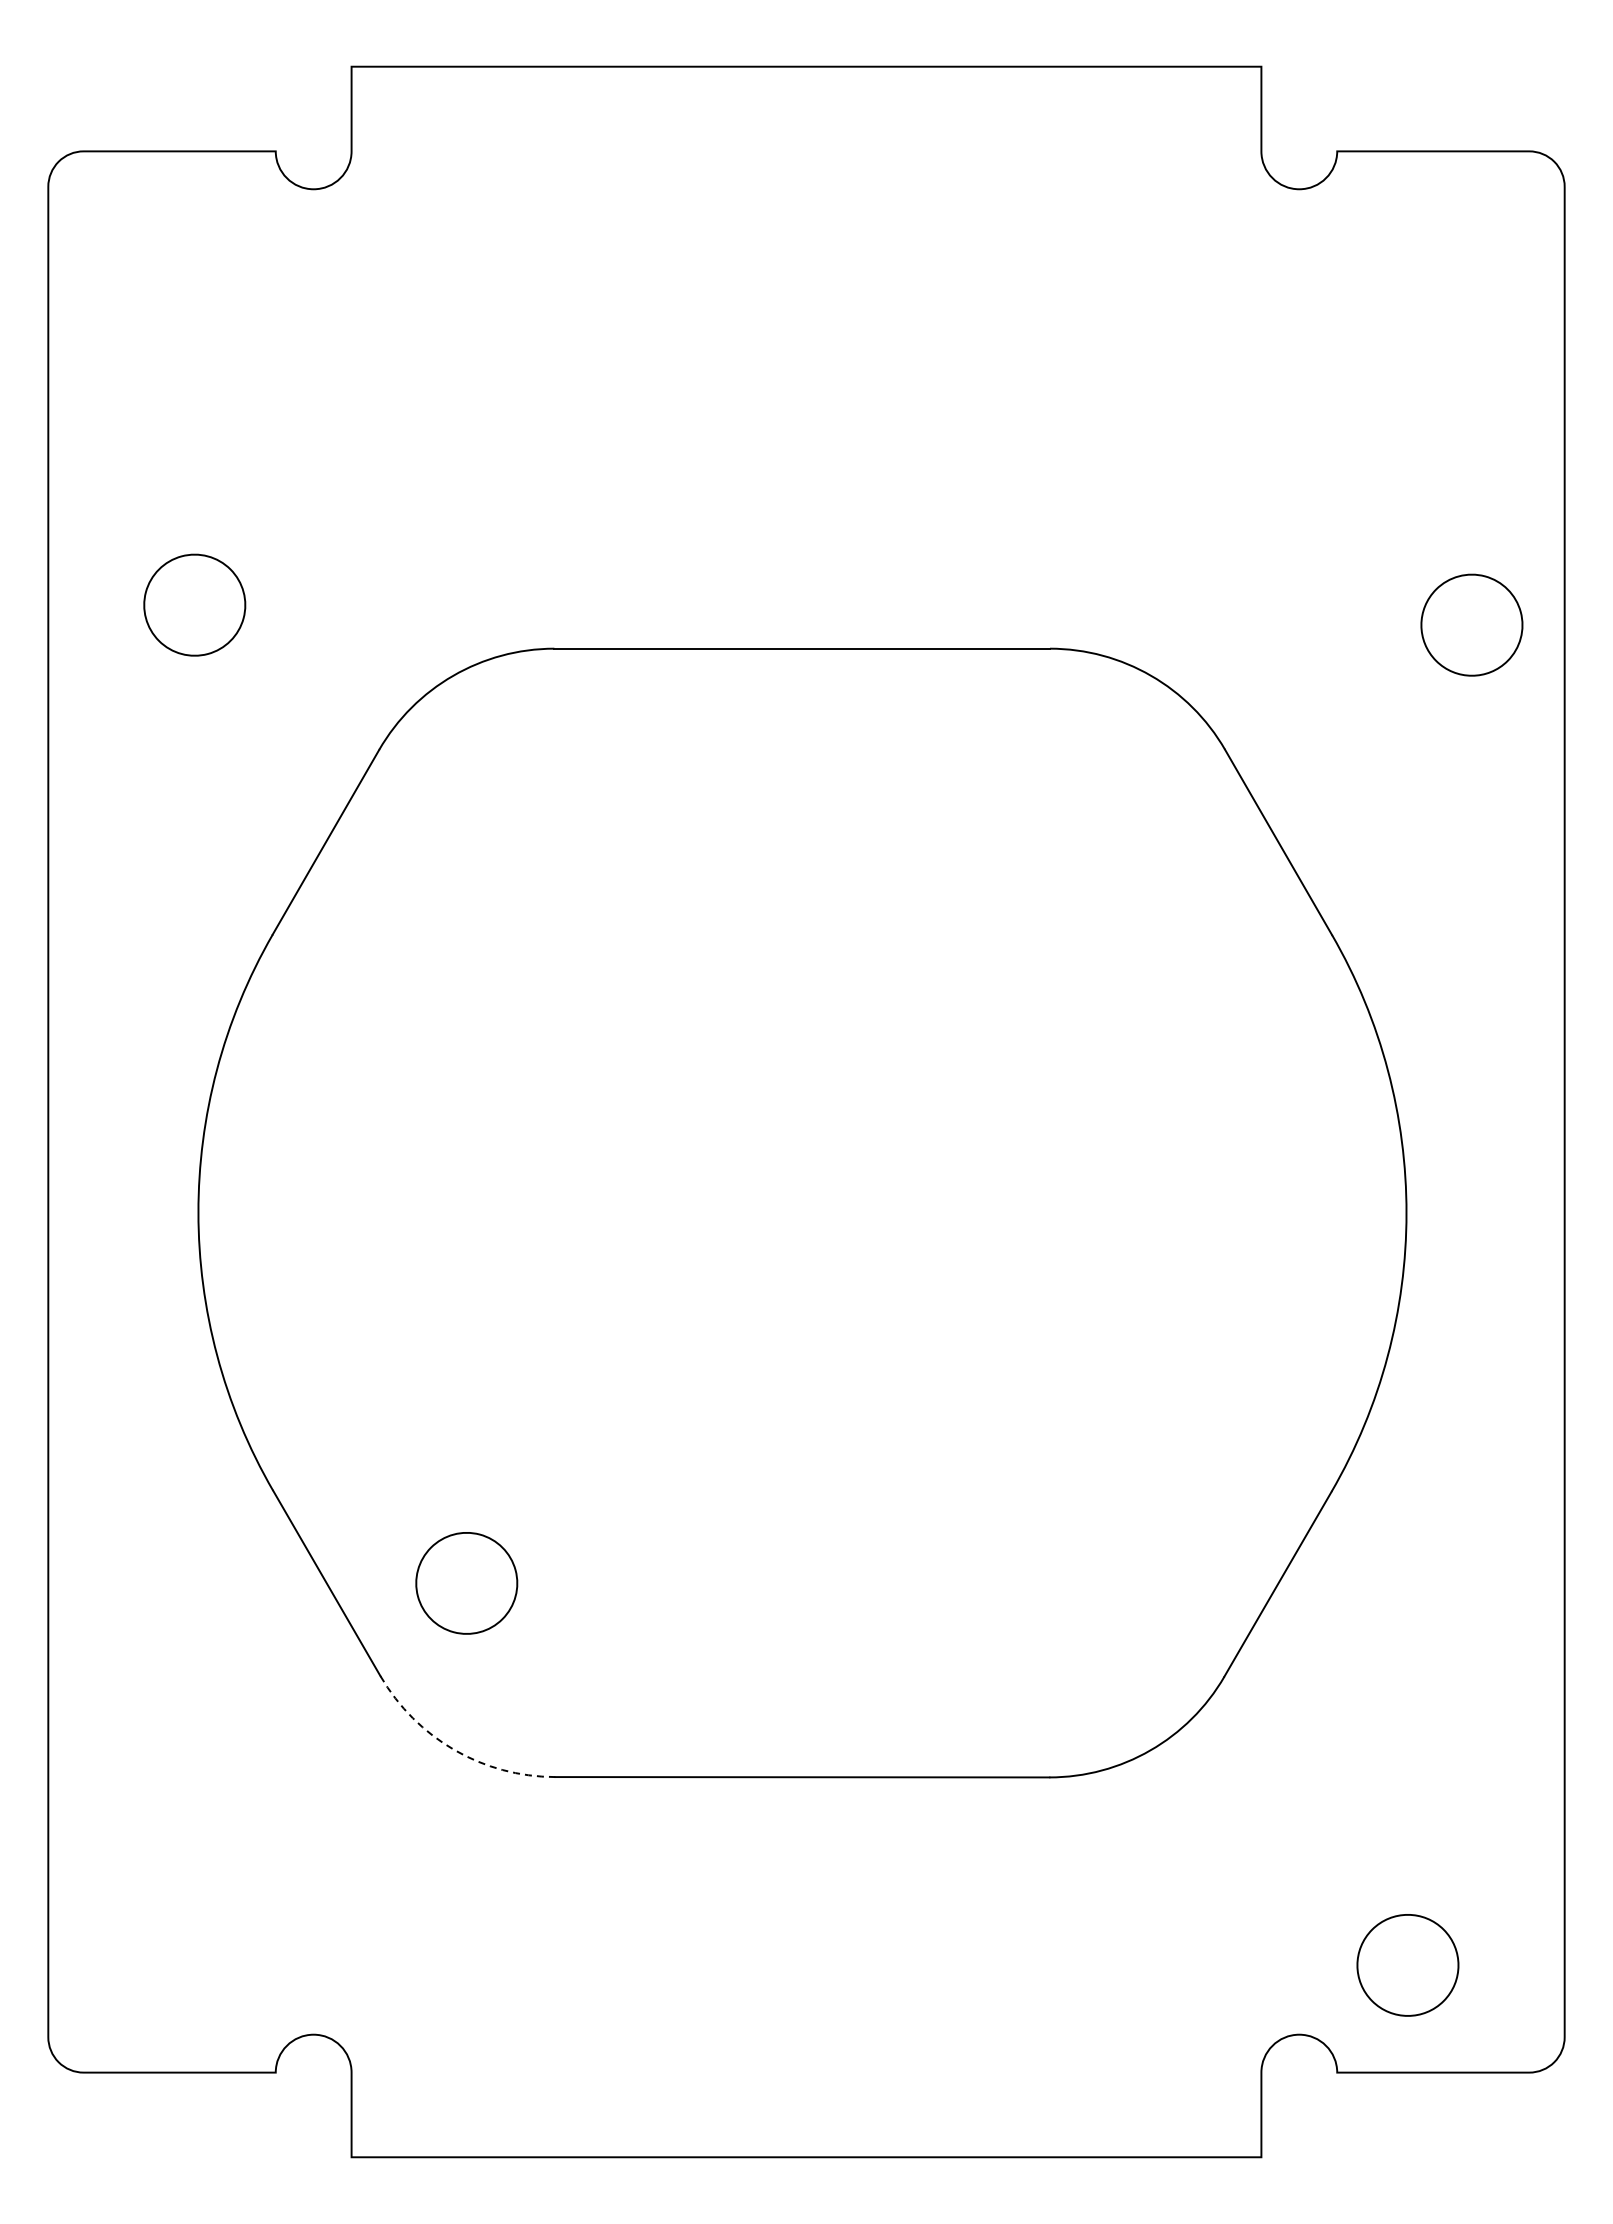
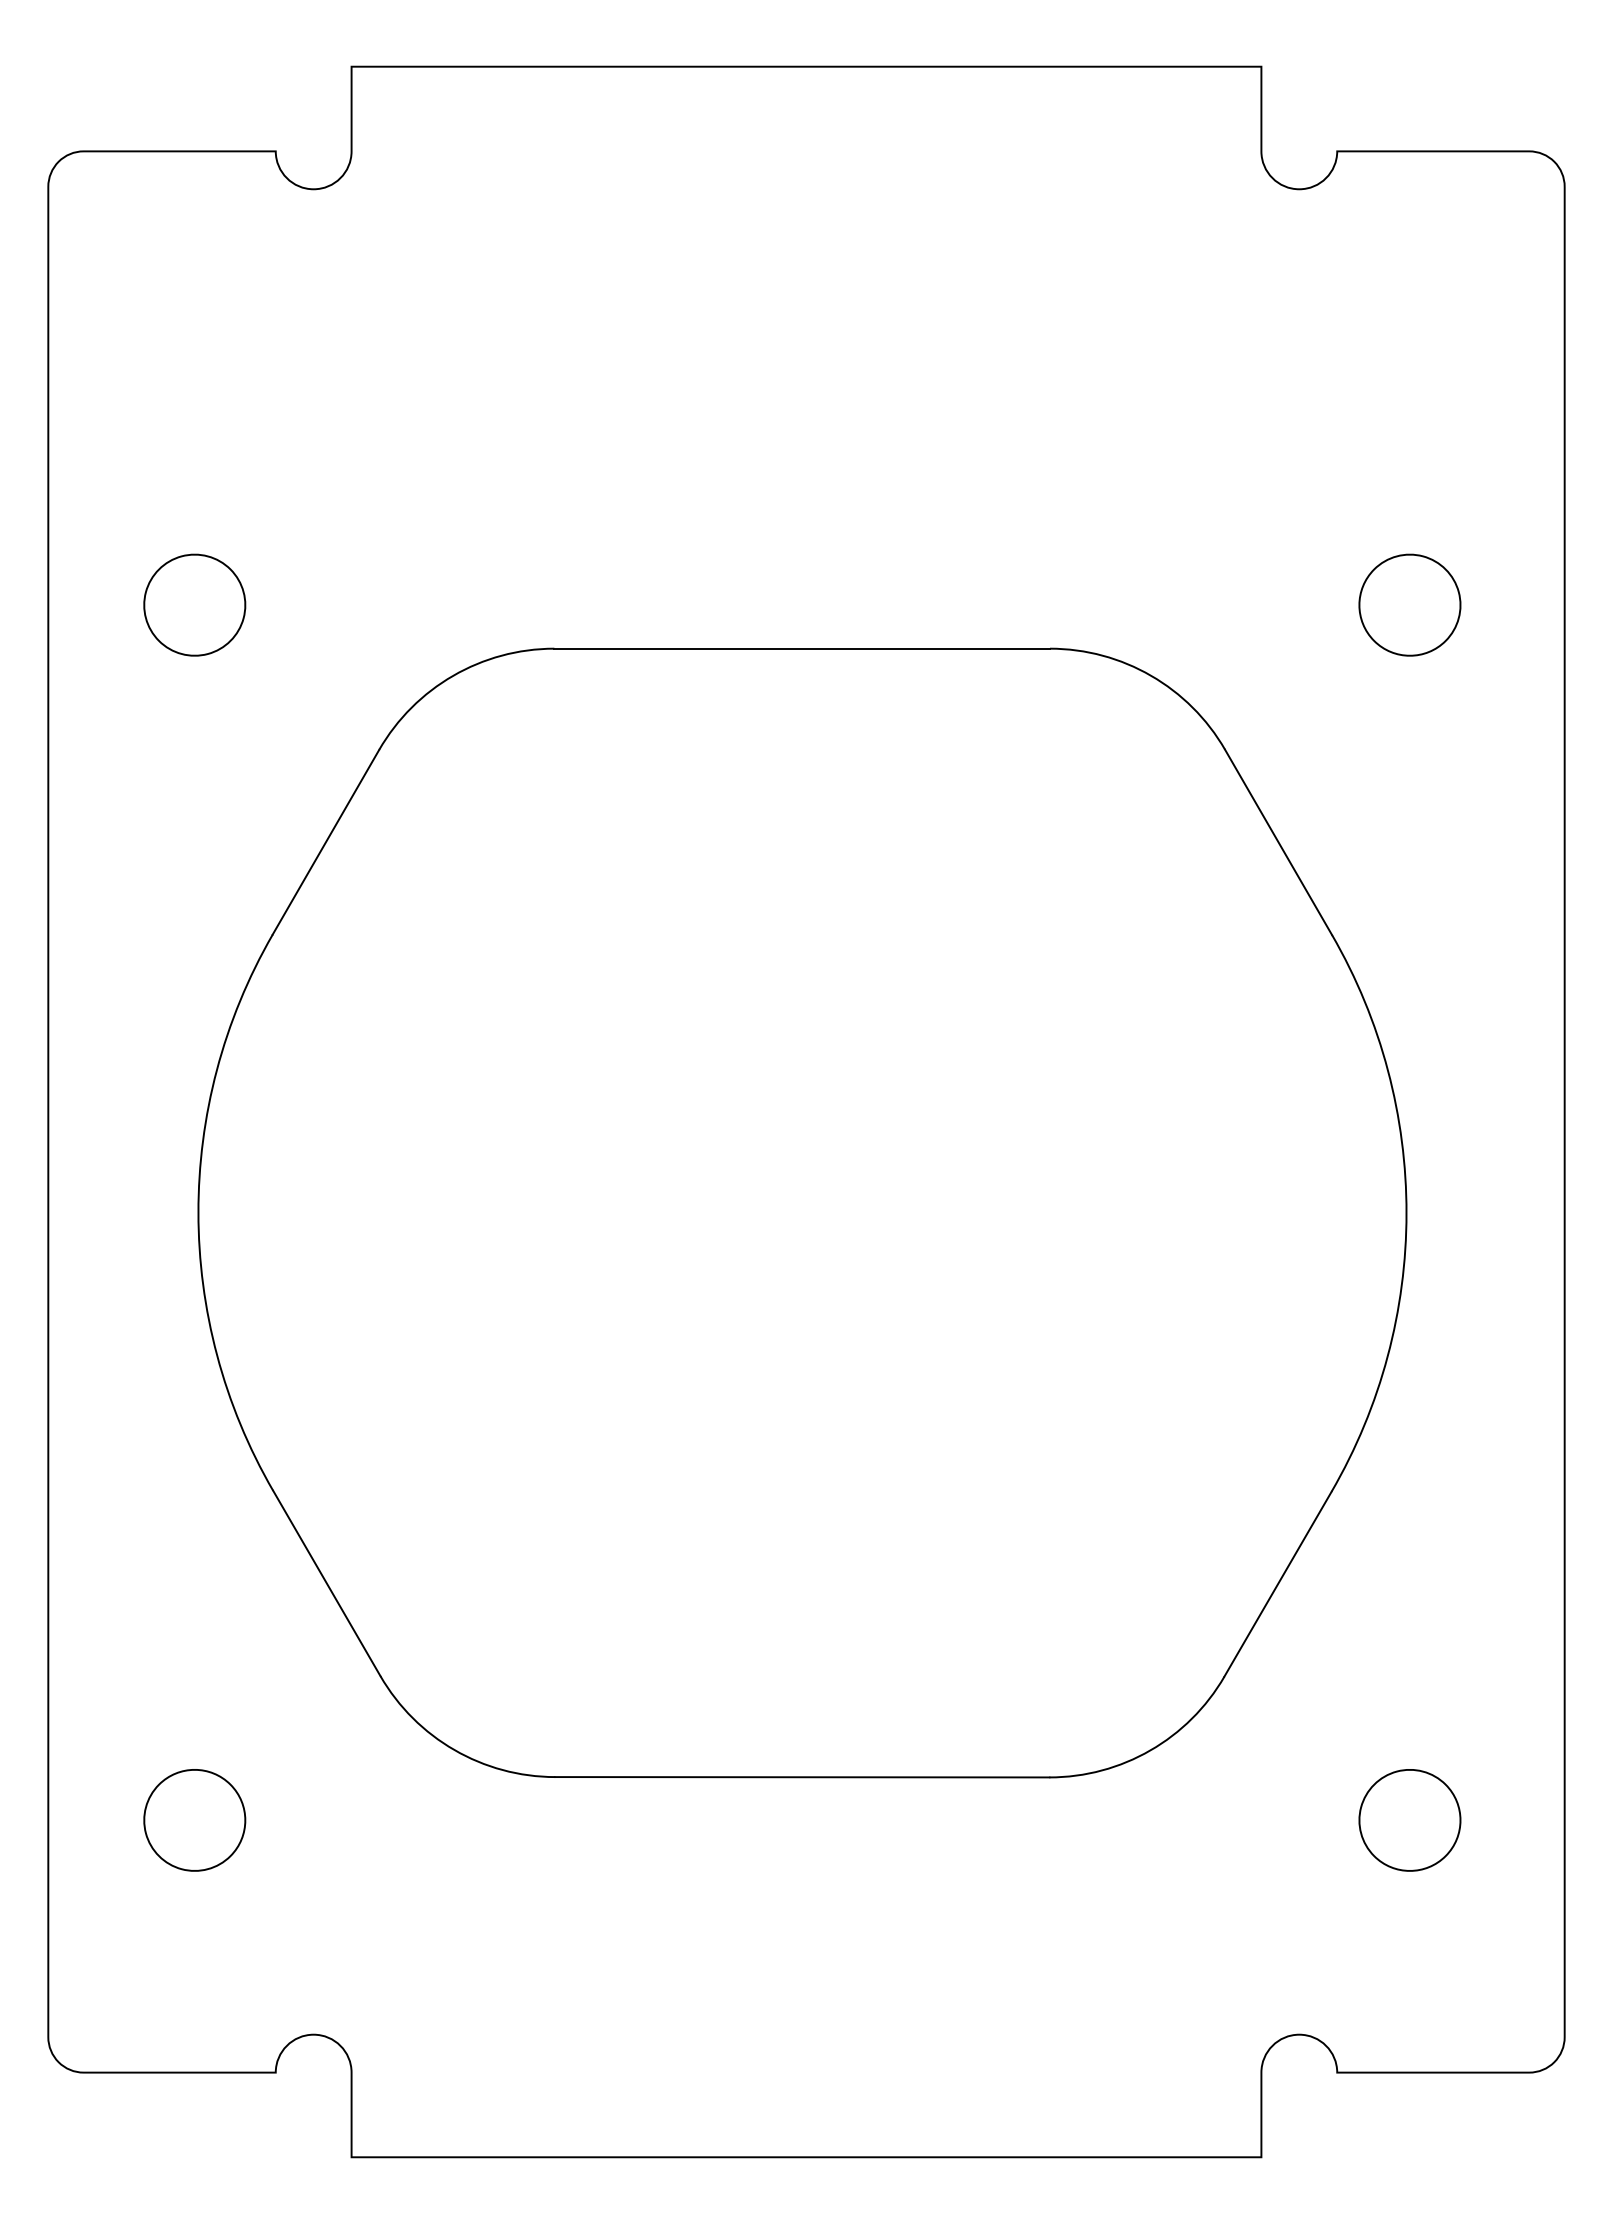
part position: (1471, 624) -> (1409, 604) (1409, 604)
part position: (466, 1583) -> (194, 1820) (194, 1820)
arc: dashed -> solid (454, 1750)
part position: (1407, 1965) -> (1409, 1820) (1409, 1820)
